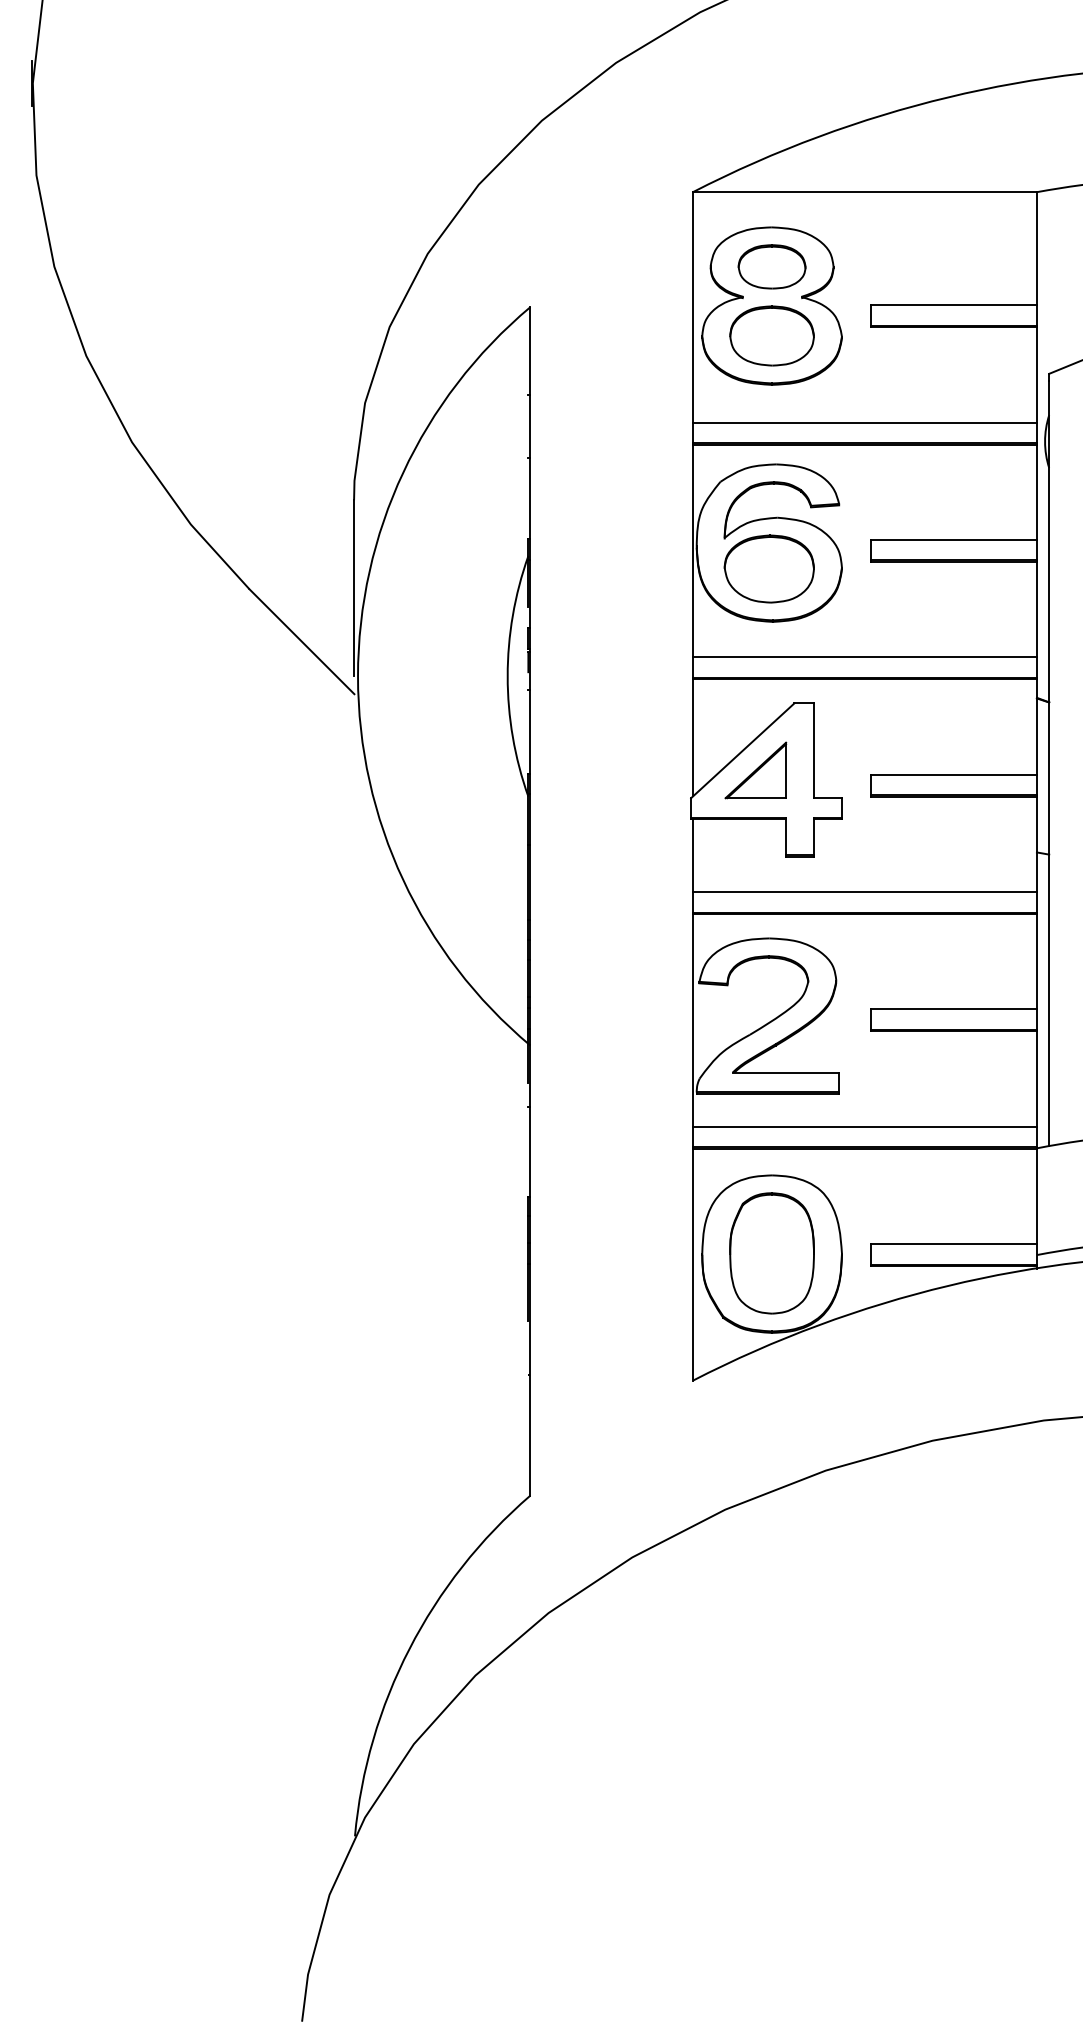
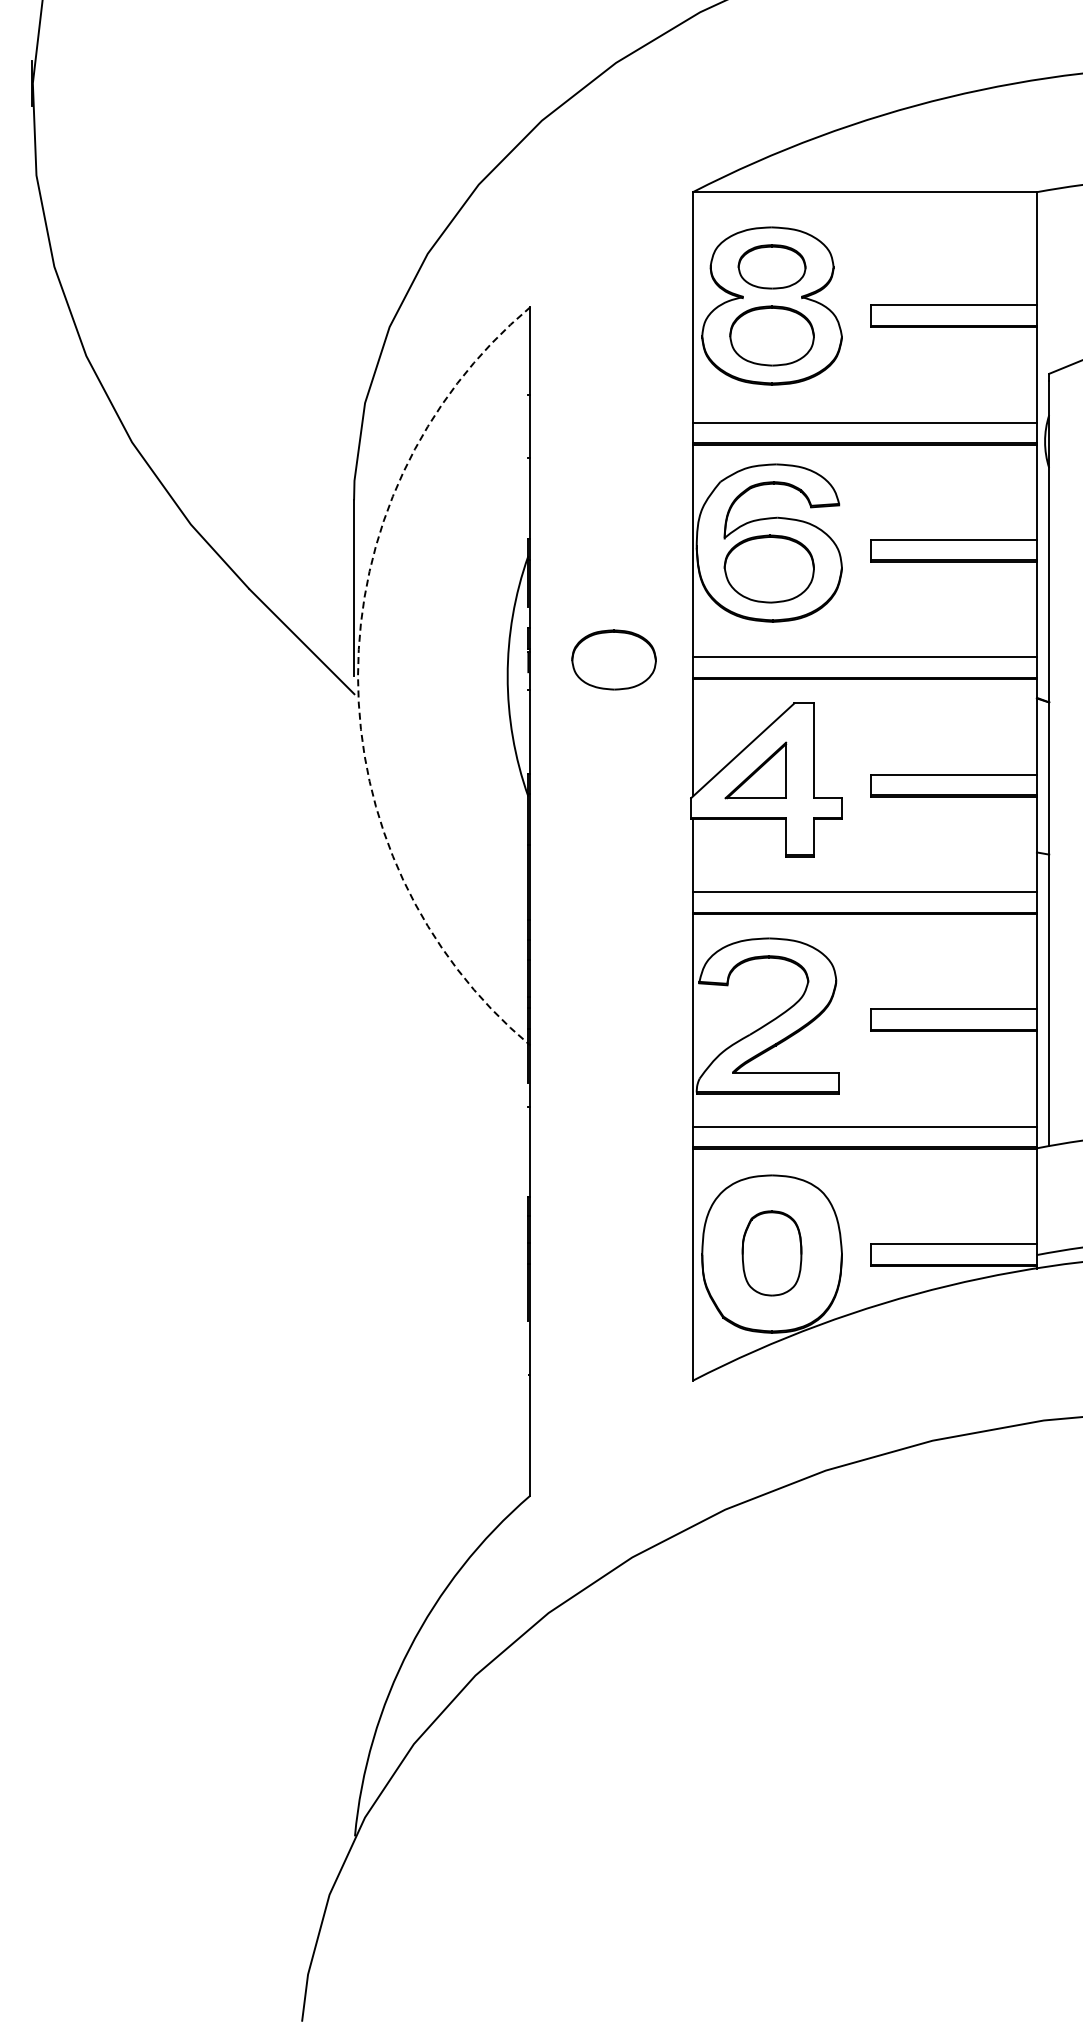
part: none -> present (613, 659)
arc: solid -> dashed (358, 676)
part size: 86x123 px -> 62x87 px (771, 1253)
